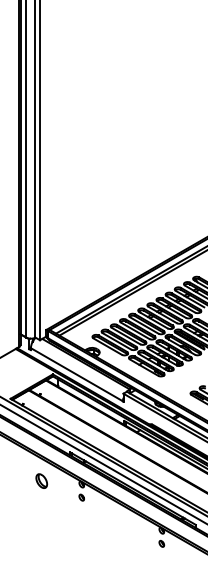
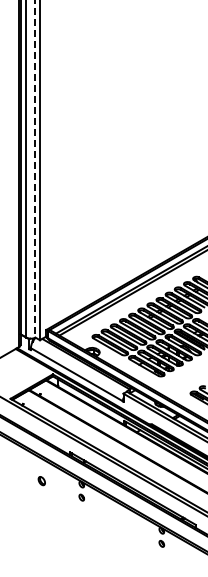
line: solid -> dashed (35, 168)
line: present -> none (103, 464)
part size: 14x16 px -> 9x11 px (41, 481)
